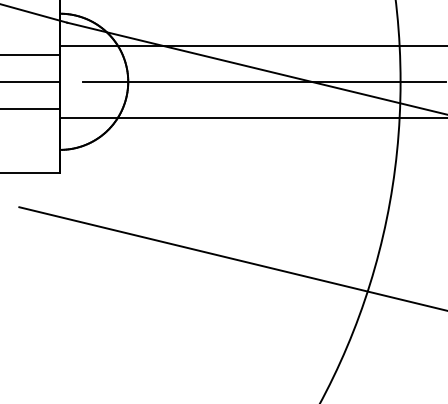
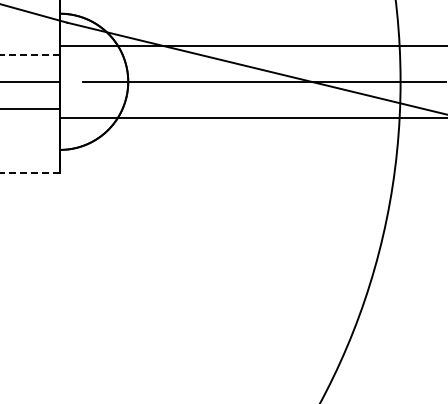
line: solid -> dashed (30, 54)
line: solid -> dashed (30, 172)
line: present -> none (231, 258)
